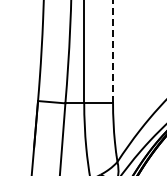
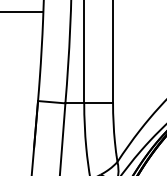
line: none -> present (22, 12)
line: dashed -> solid (113, 51)
